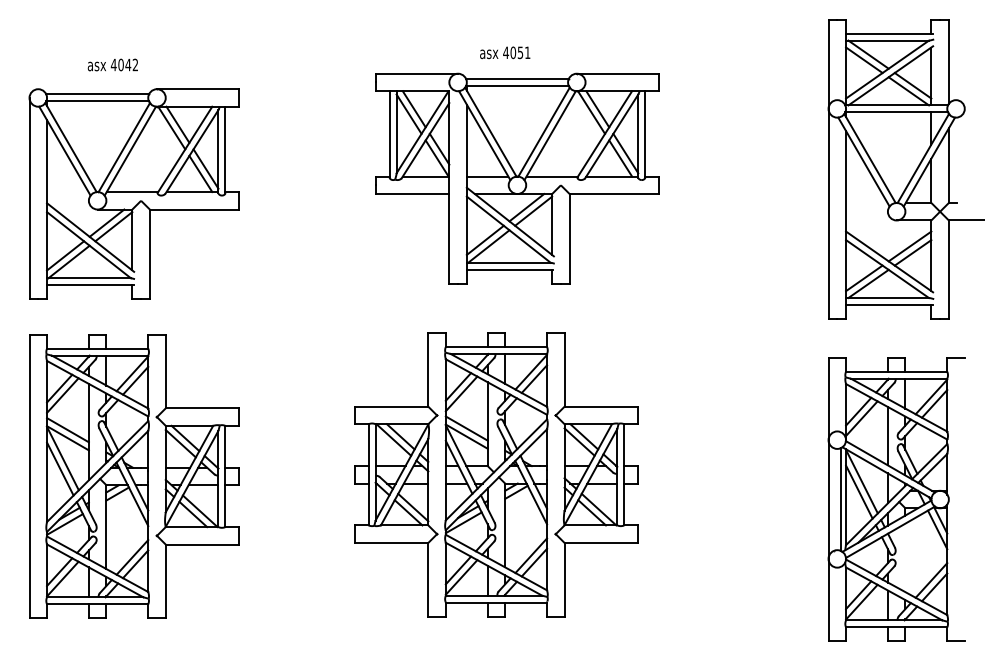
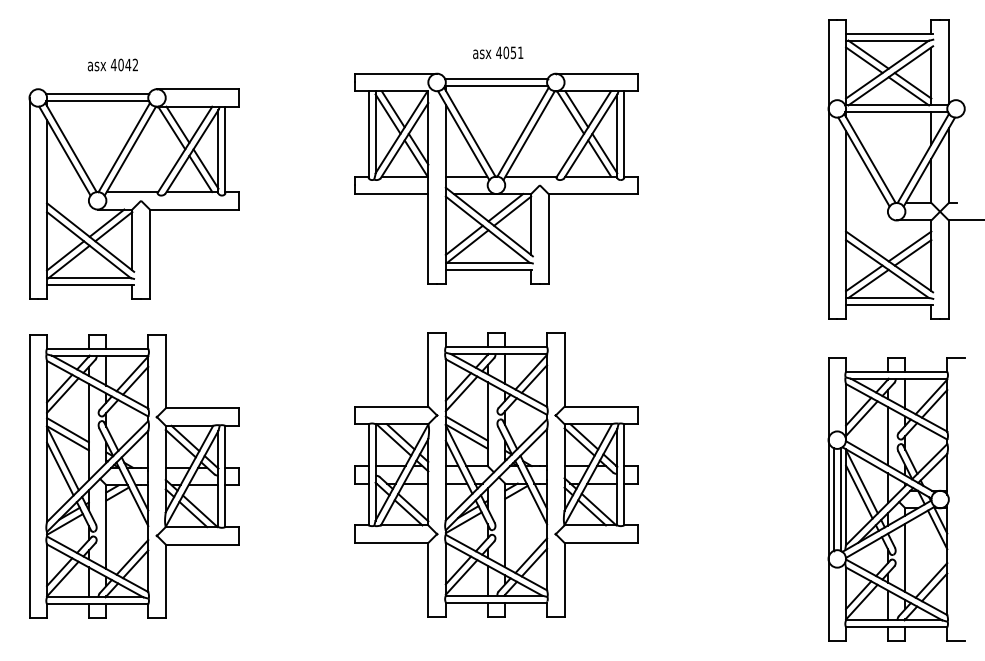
text position: (505, 52) -> (498, 52) (498, 52)
part position: (517, 178) -> (496, 178) (496, 178)
line: none -> present (833, 499)
line: none -> present (905, 557)
